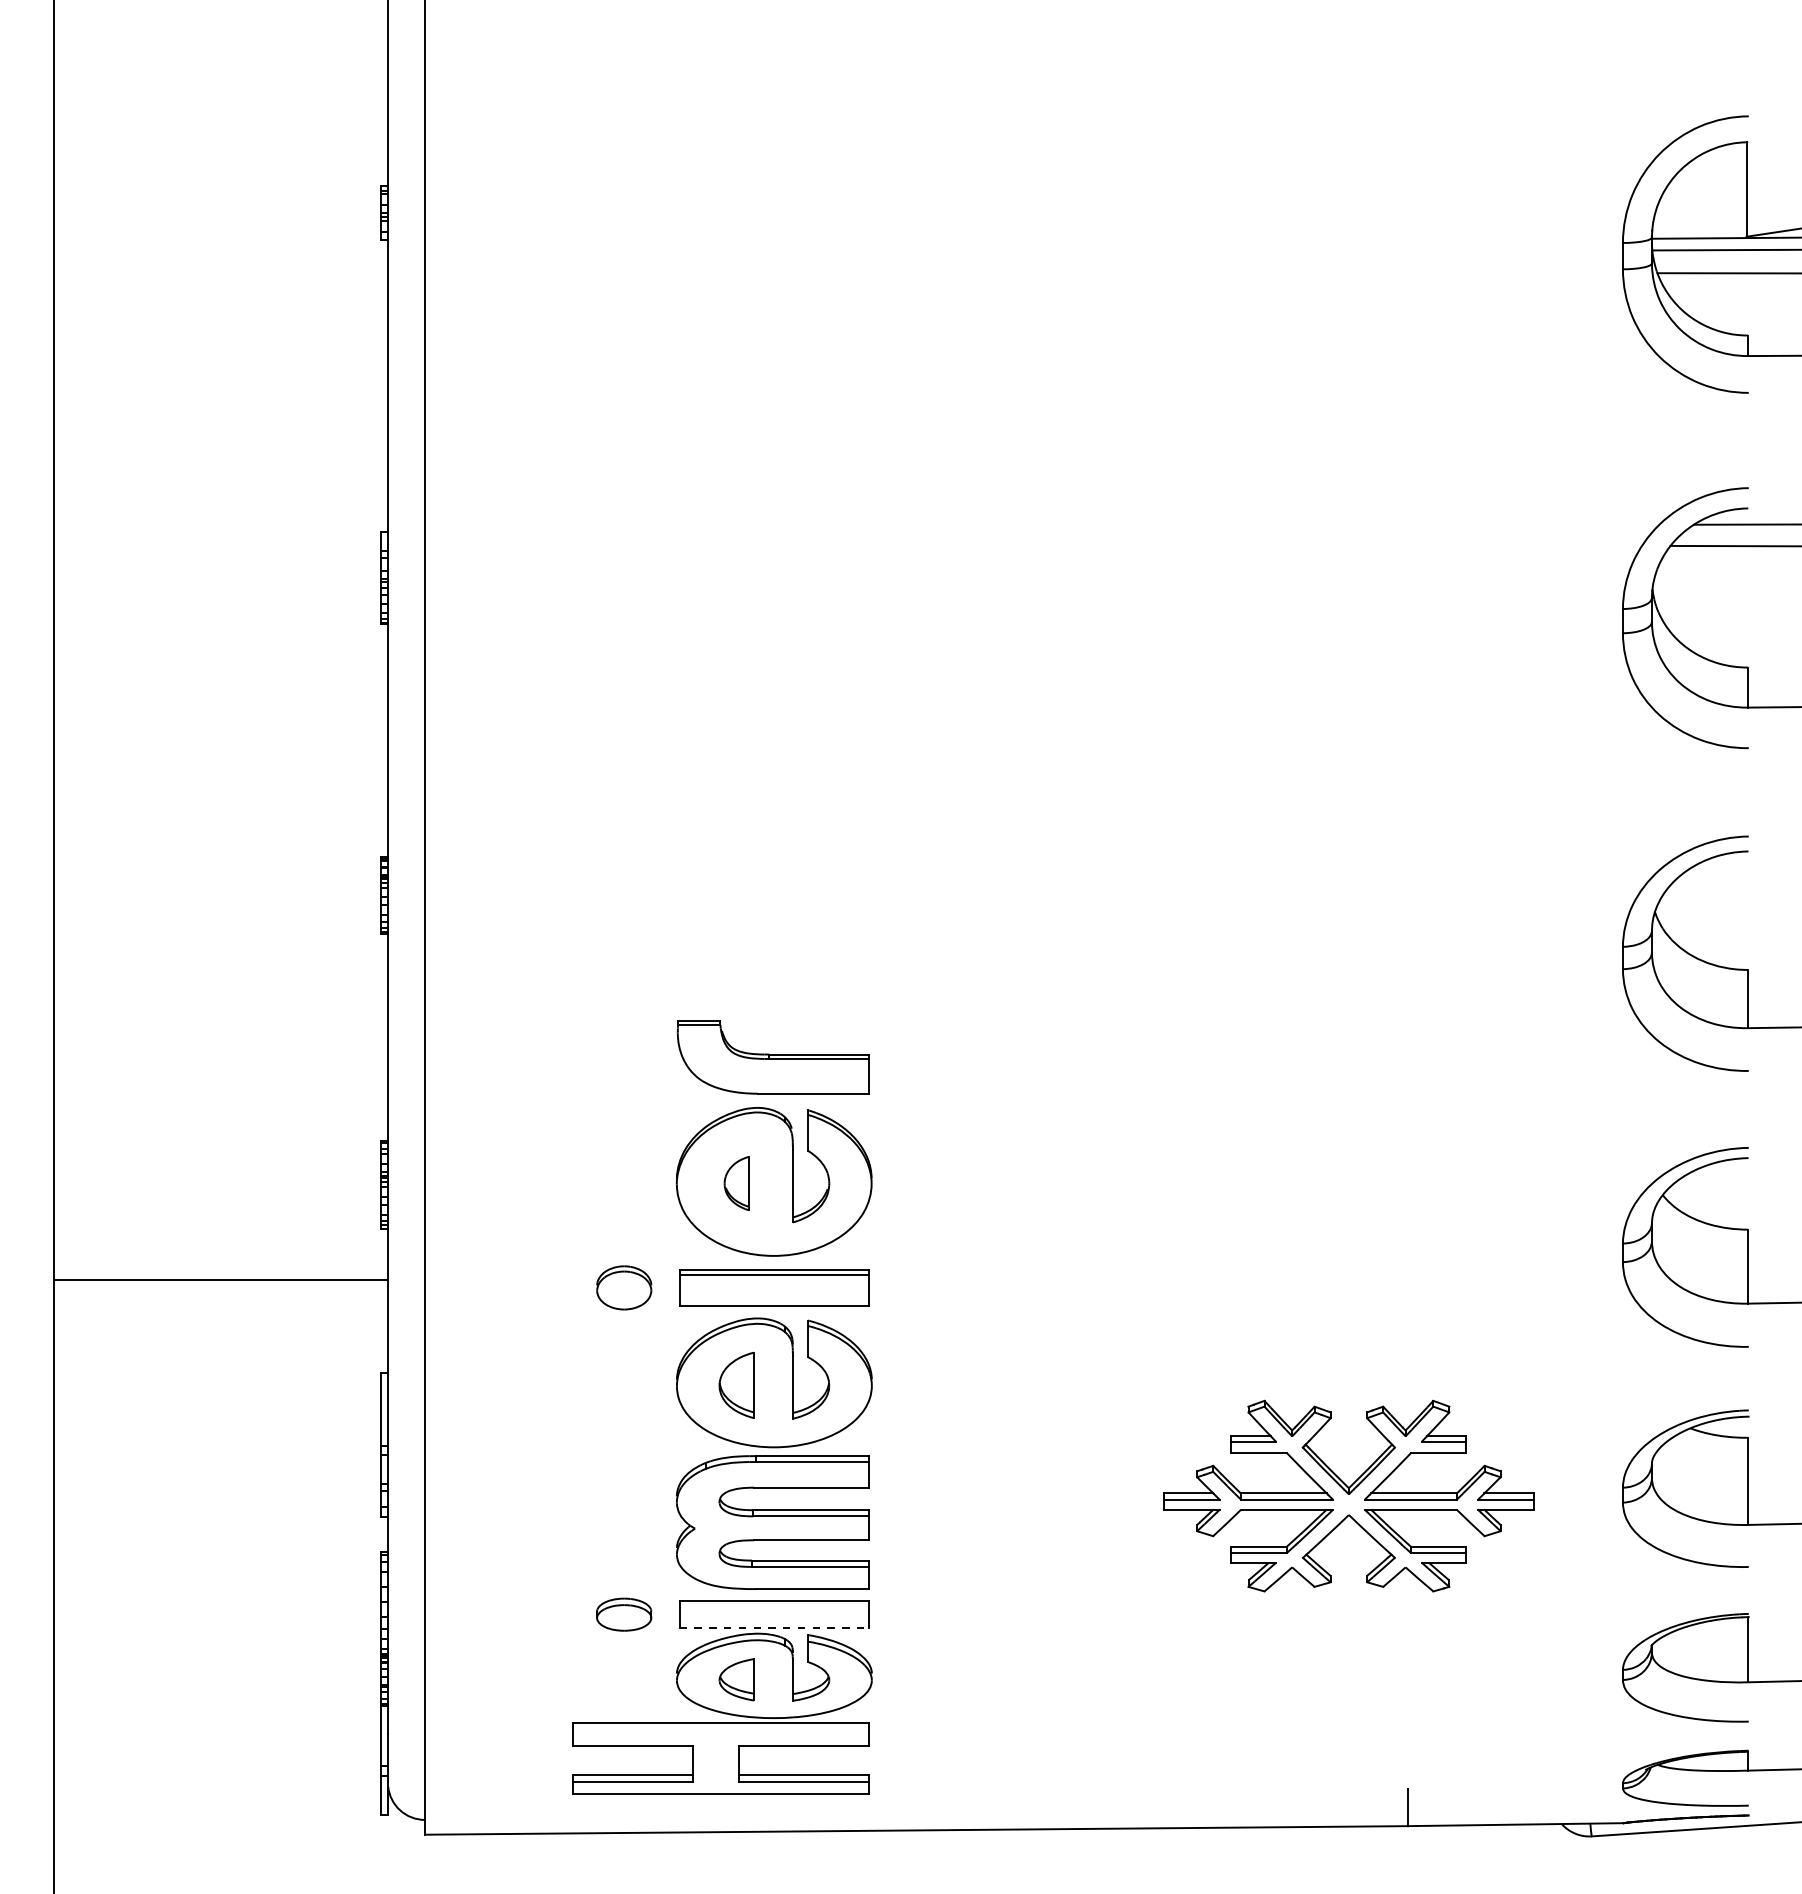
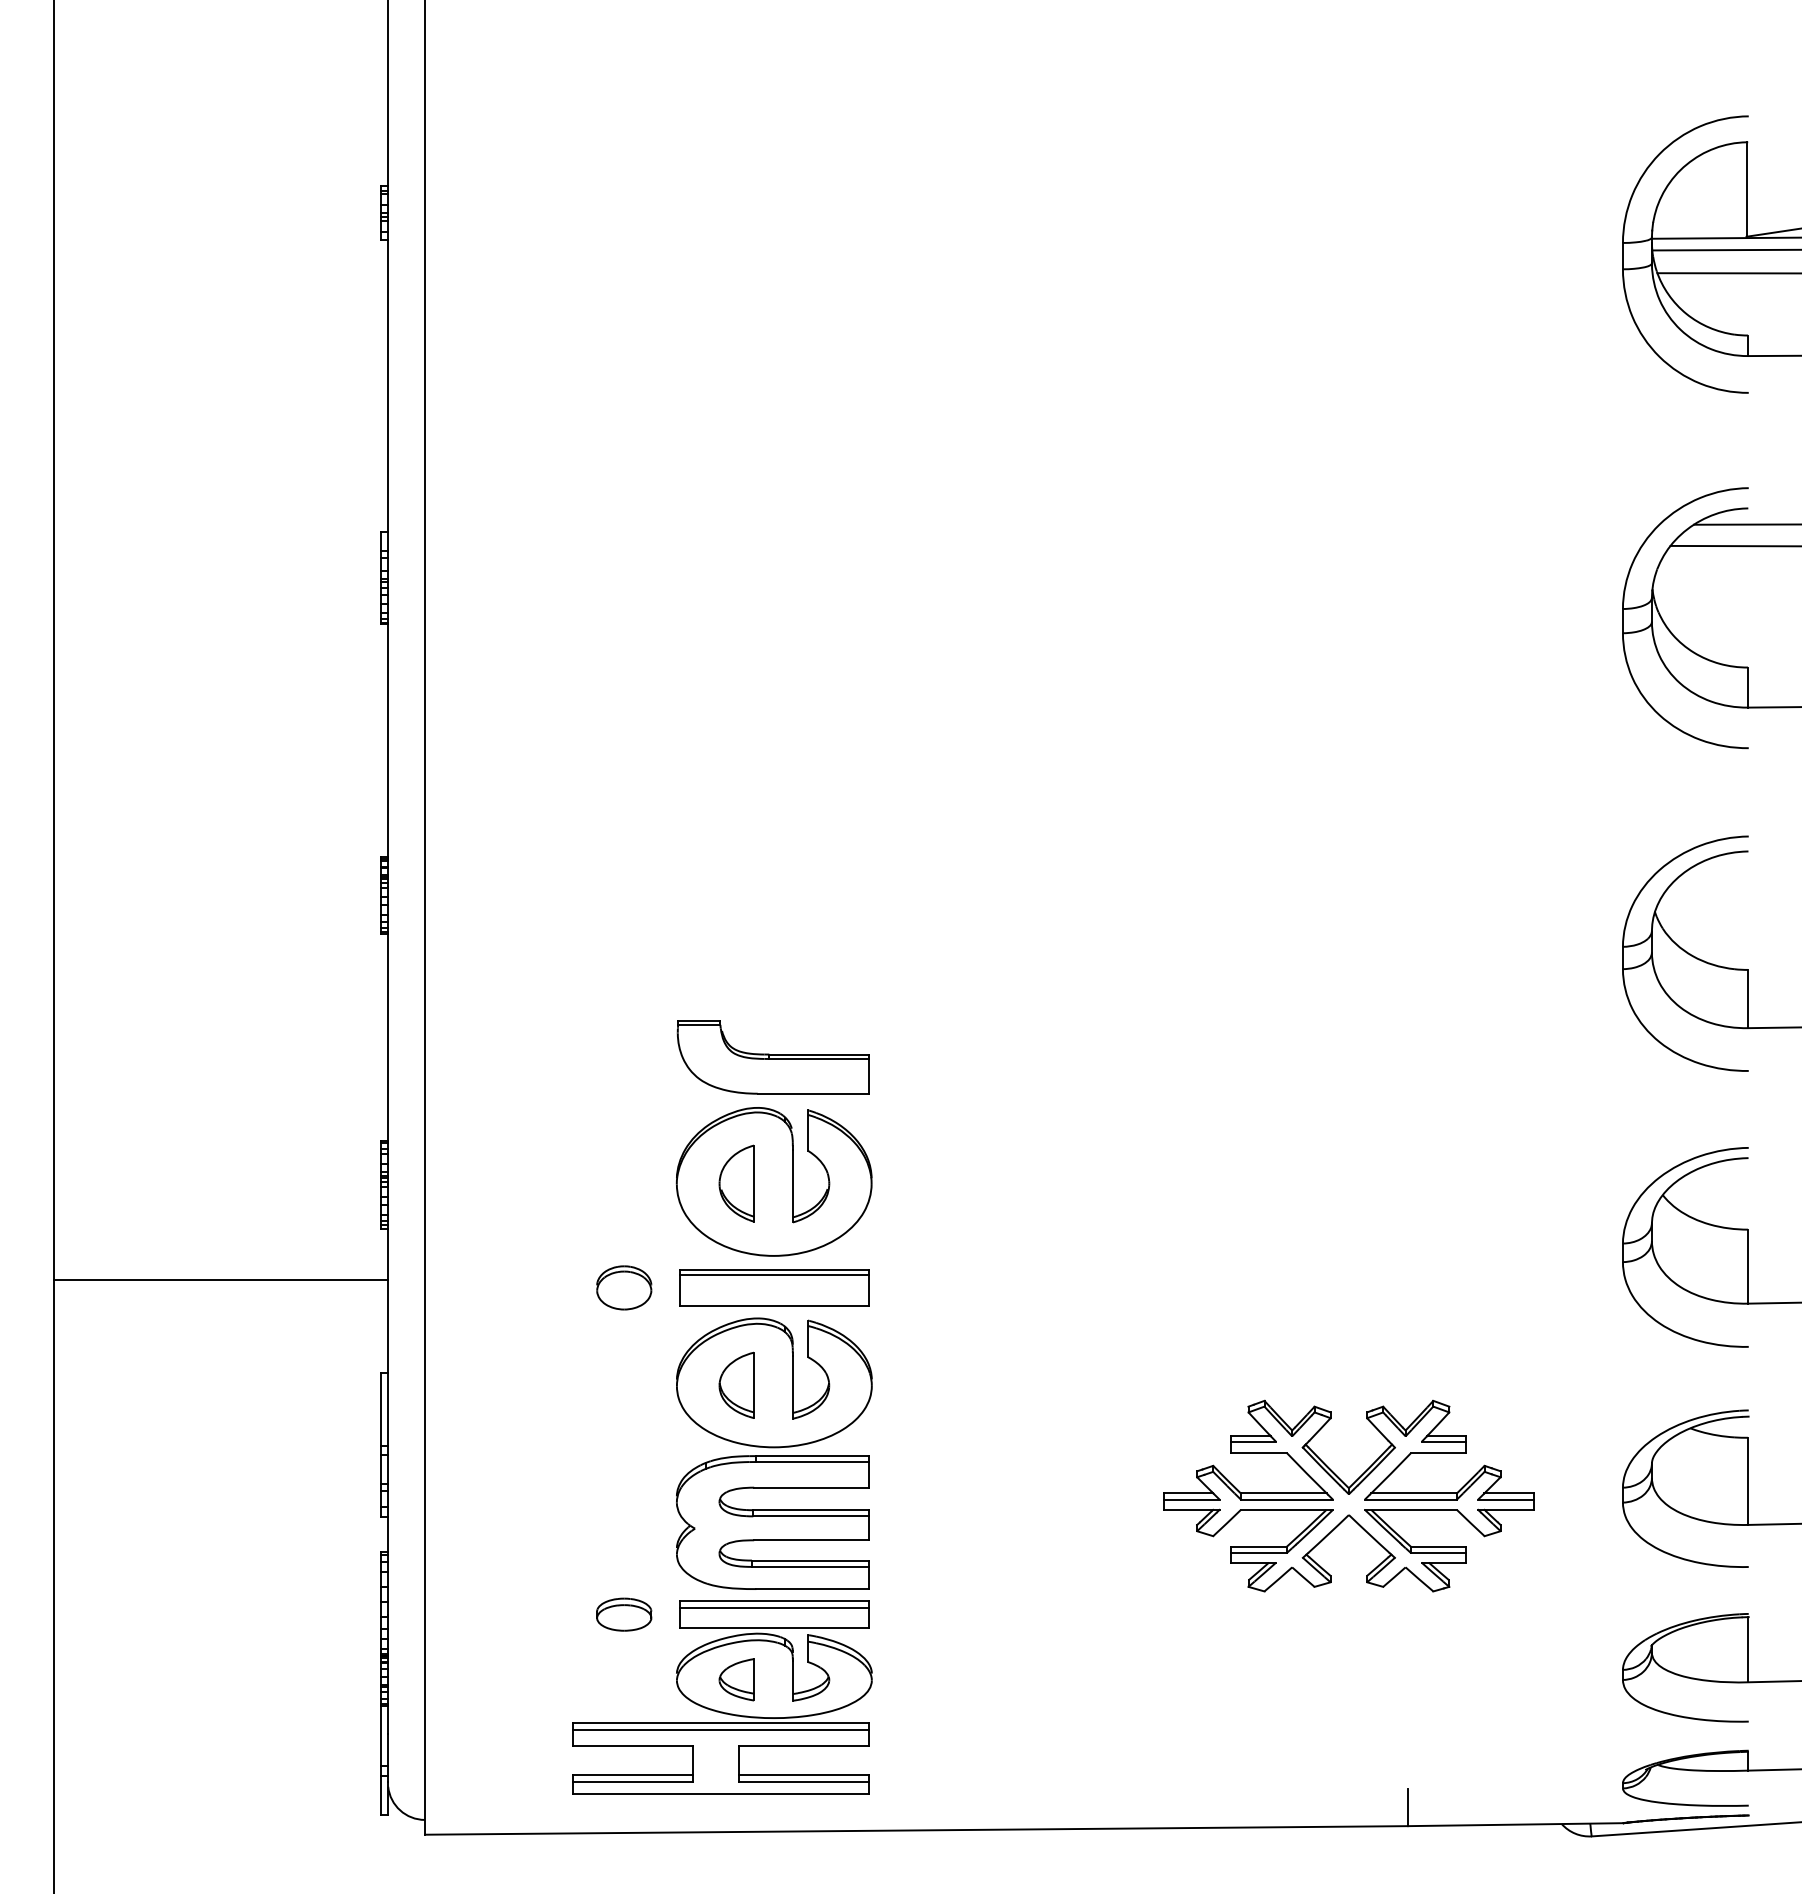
part size: 27x55 px -> 37x79 px (736, 1183)
line: none -> present (774, 1607)
line: dashed -> solid (774, 1628)
line: none -> present (720, 1730)
